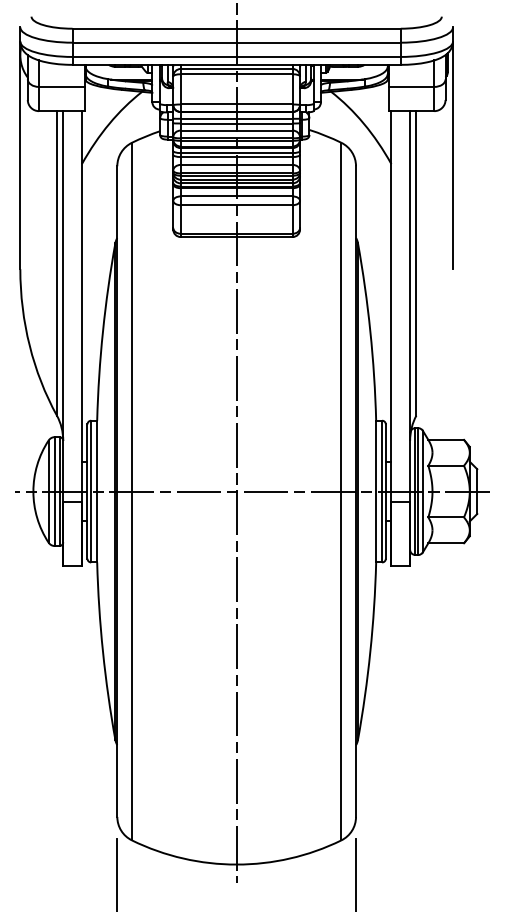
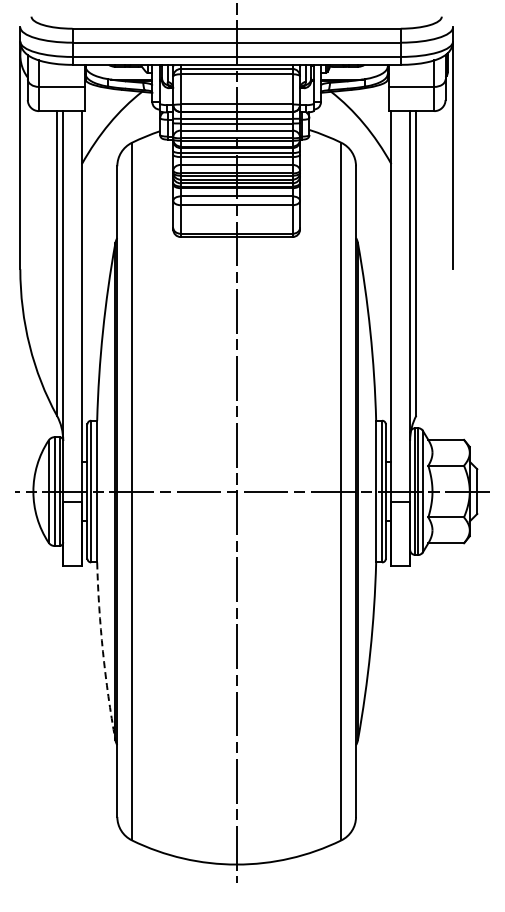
arc: solid -> dashed (102, 651)
line: present -> none (117, 873)
line: present -> none (356, 873)
